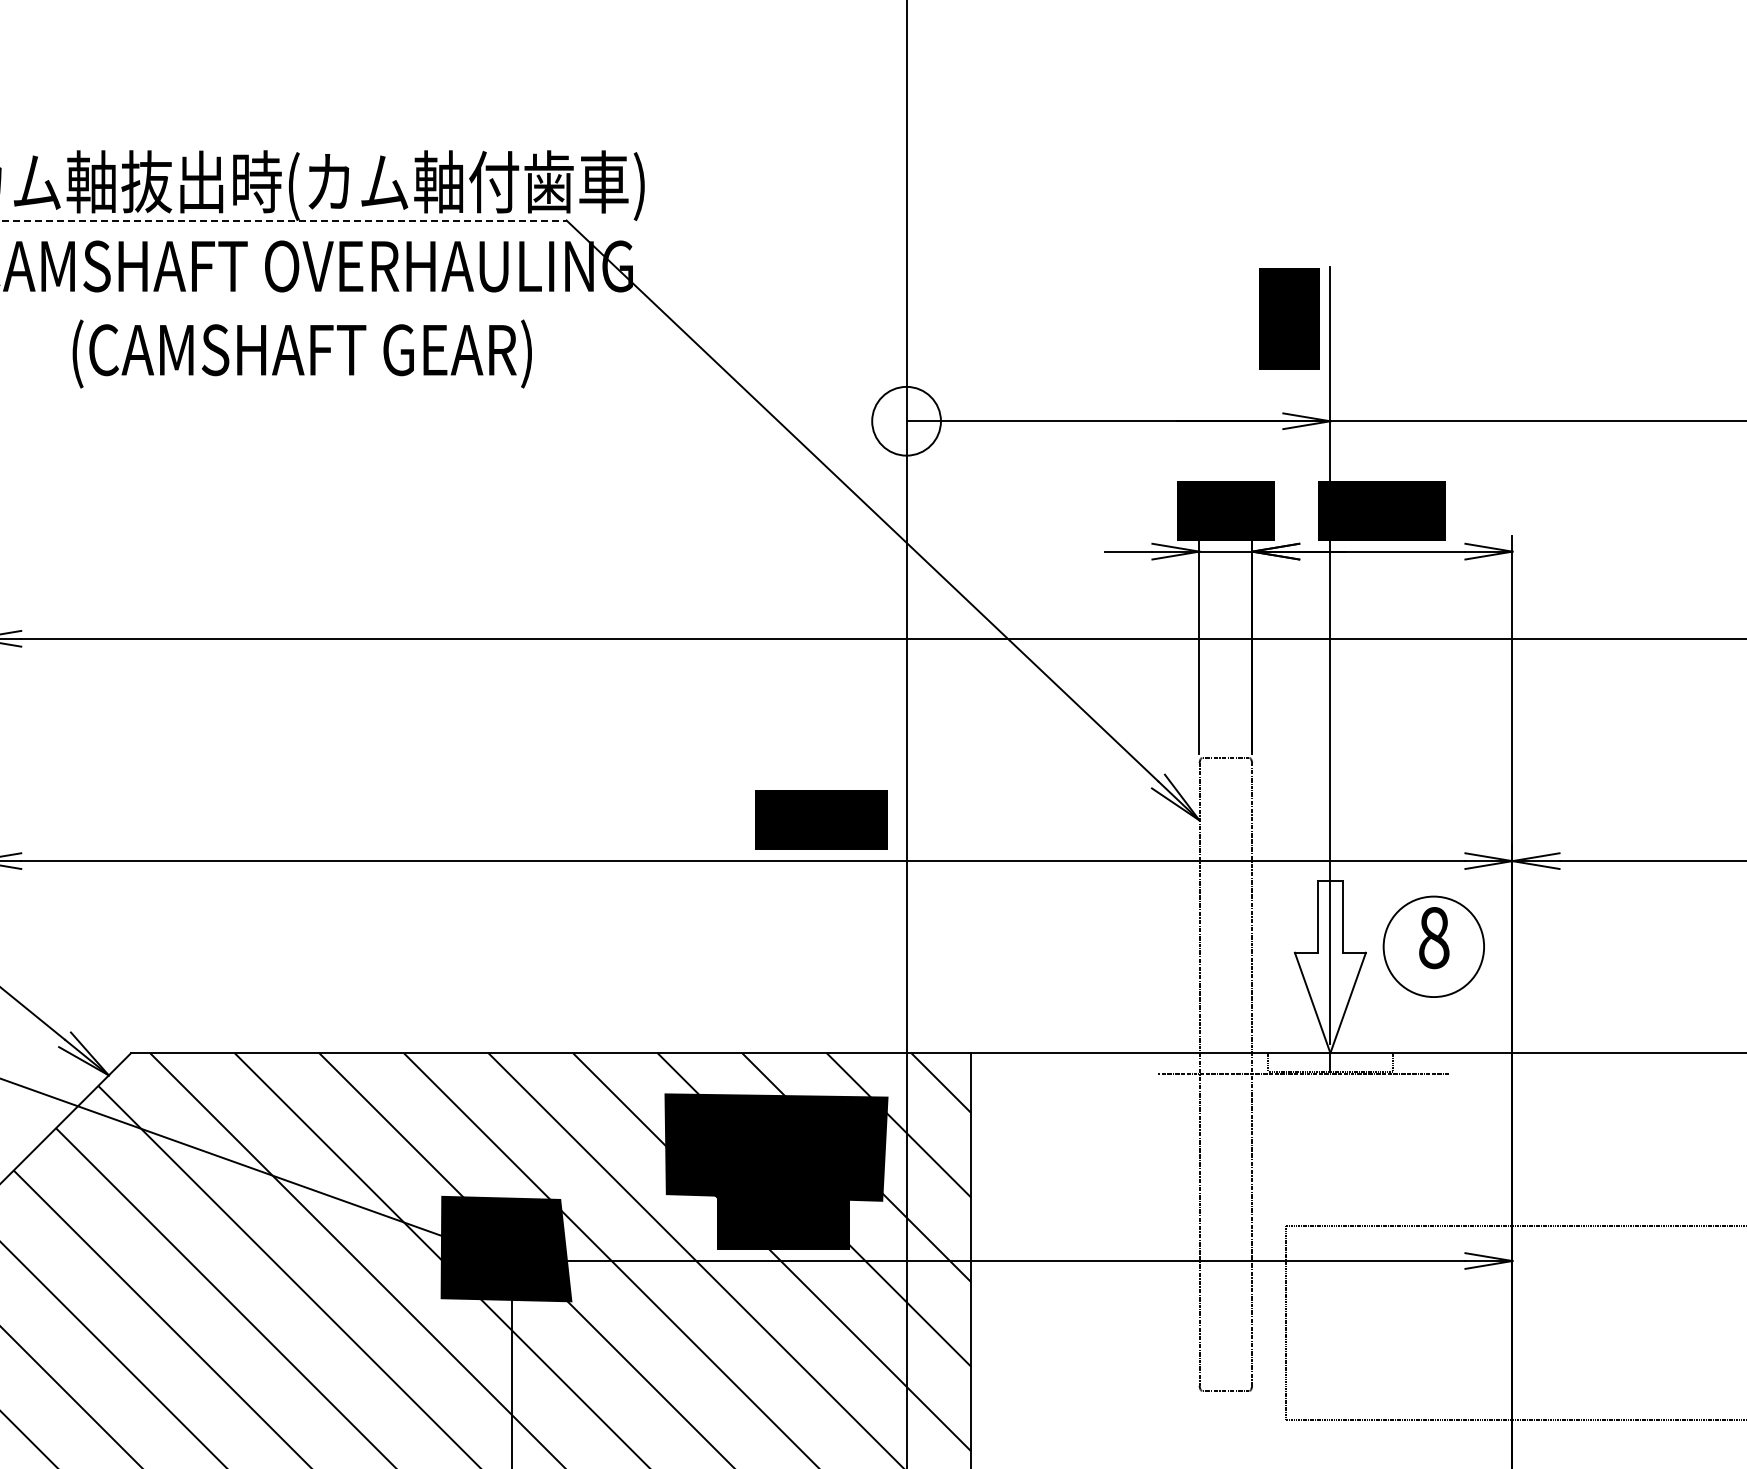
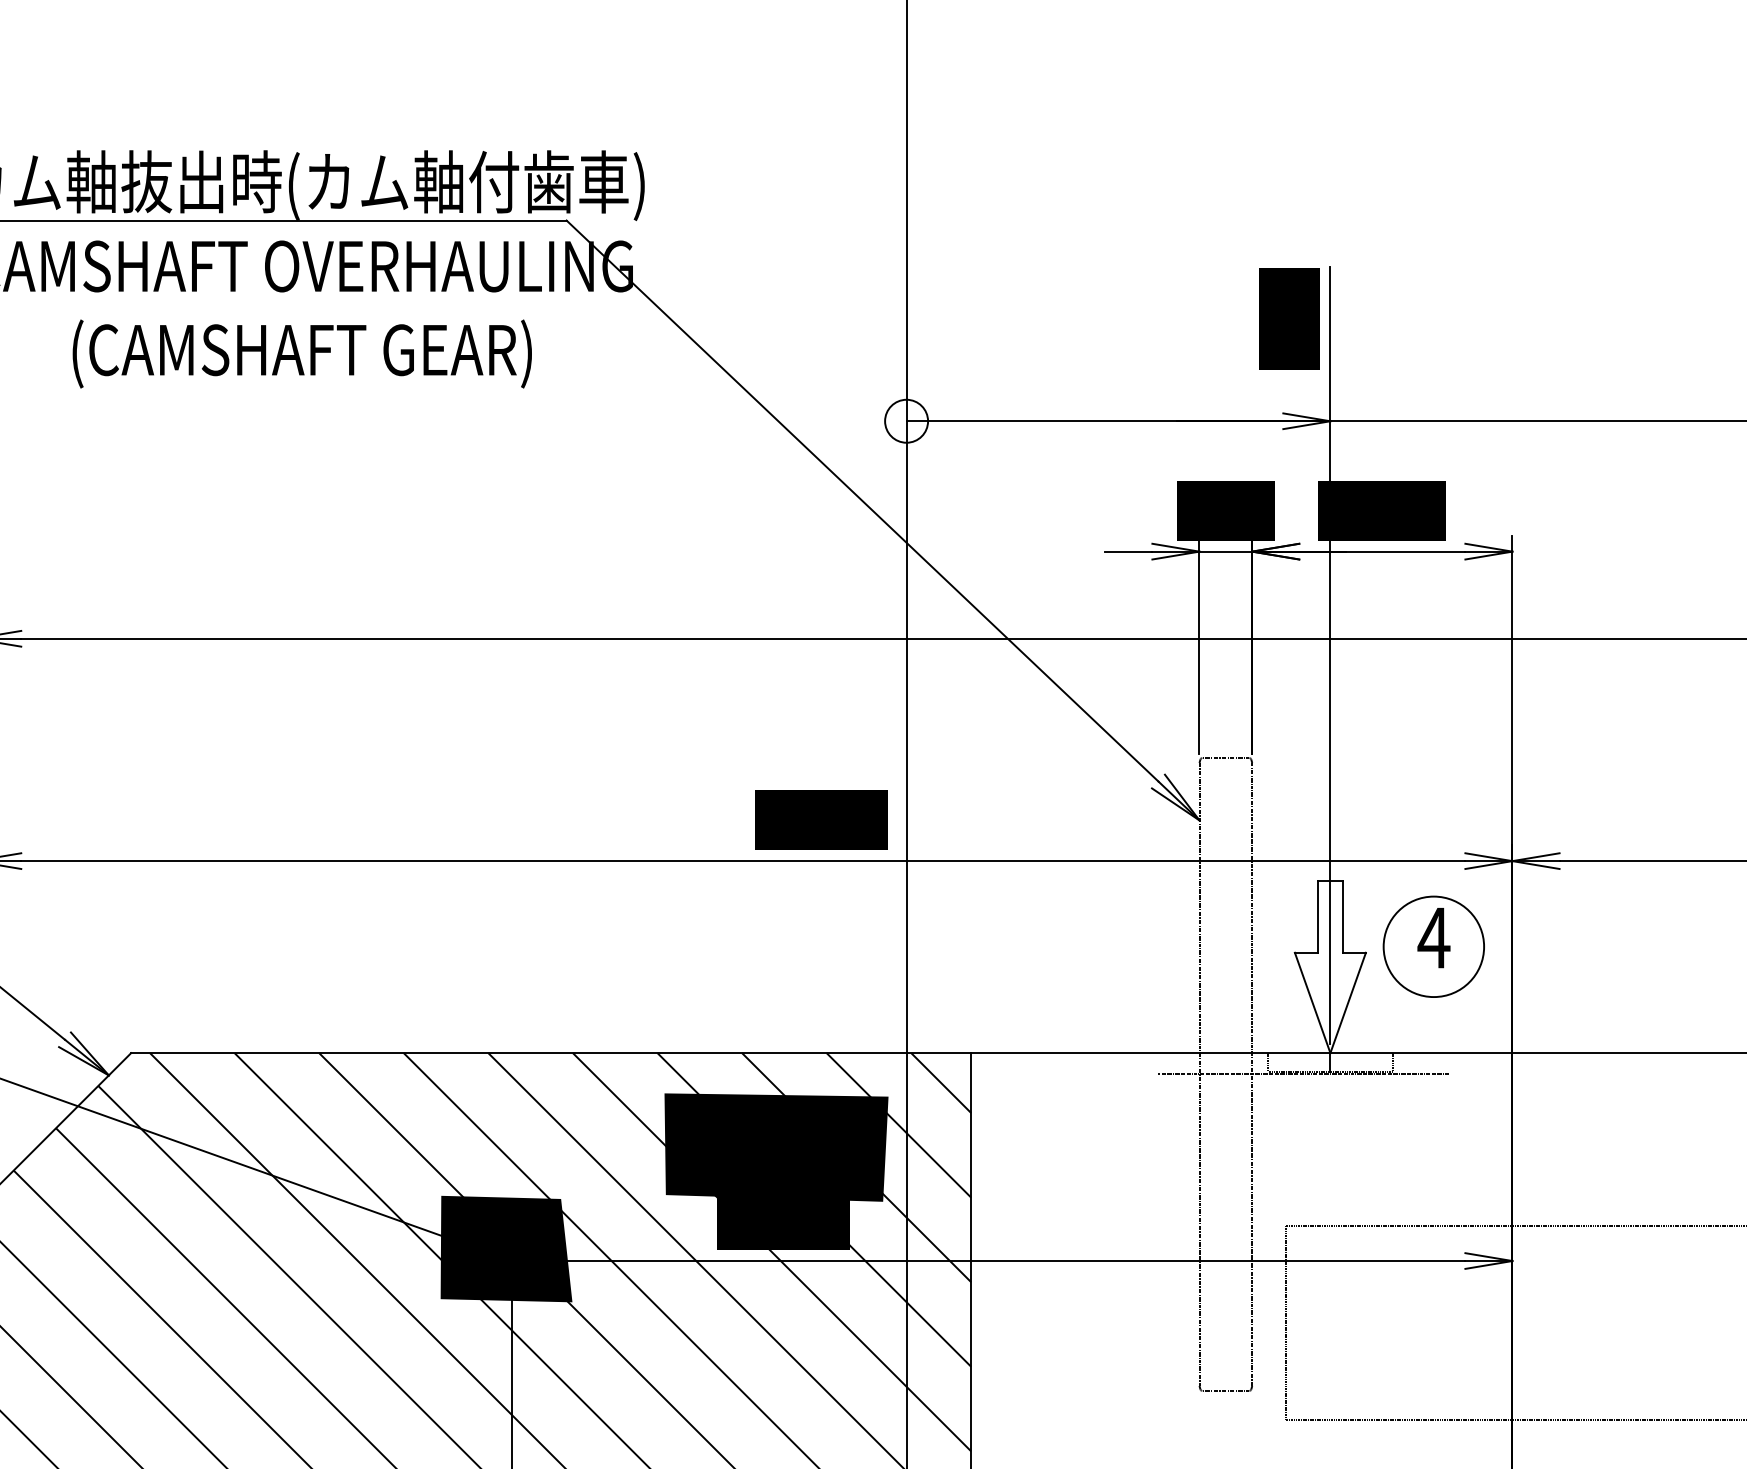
line: dashed -> solid (283, 220)
circle diameter: 69 px -> 43 px (906, 420)
text: 8 -> 4 (1433, 938)
